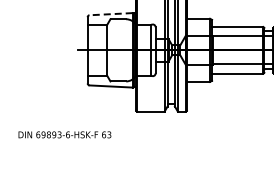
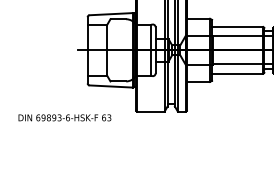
line: dashed -> solid (111, 14)
text position: (64, 134) -> (64, 117) (64, 117)
